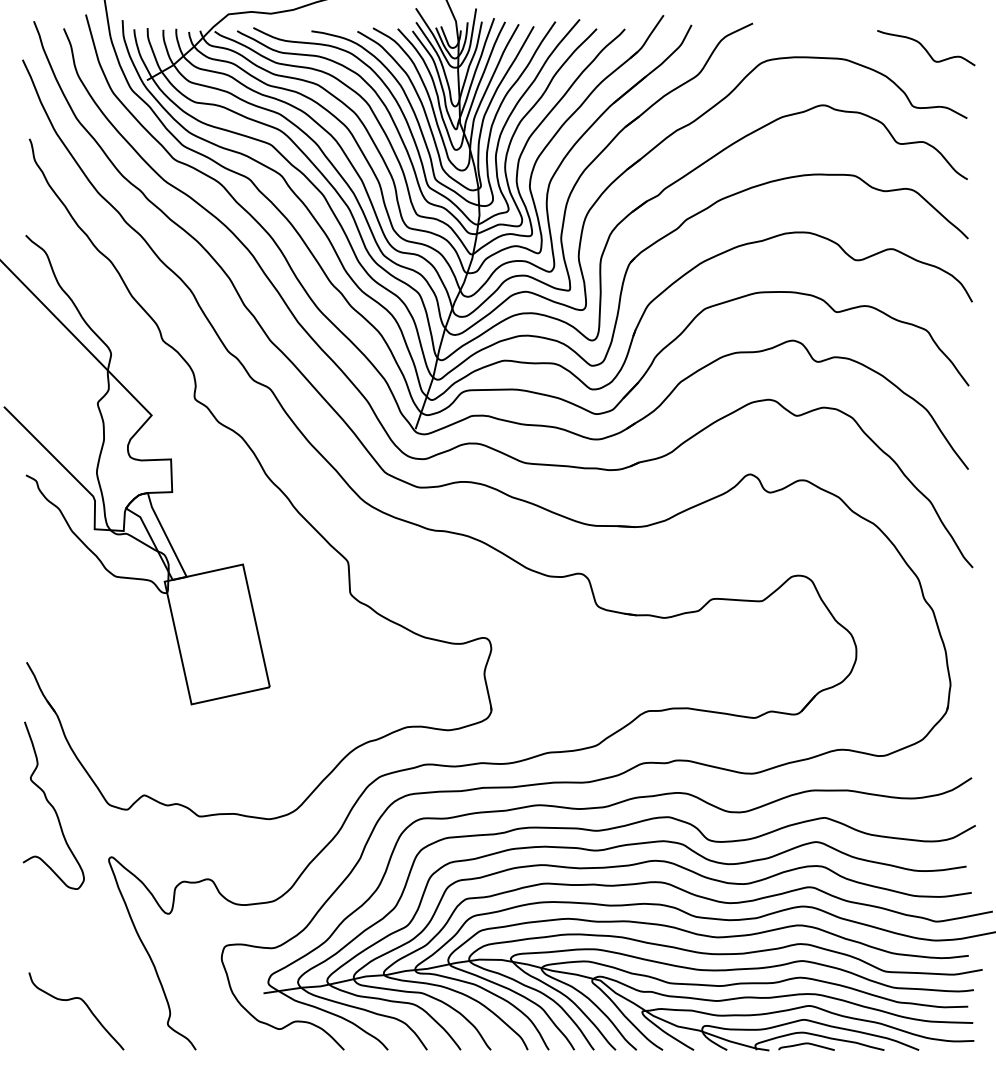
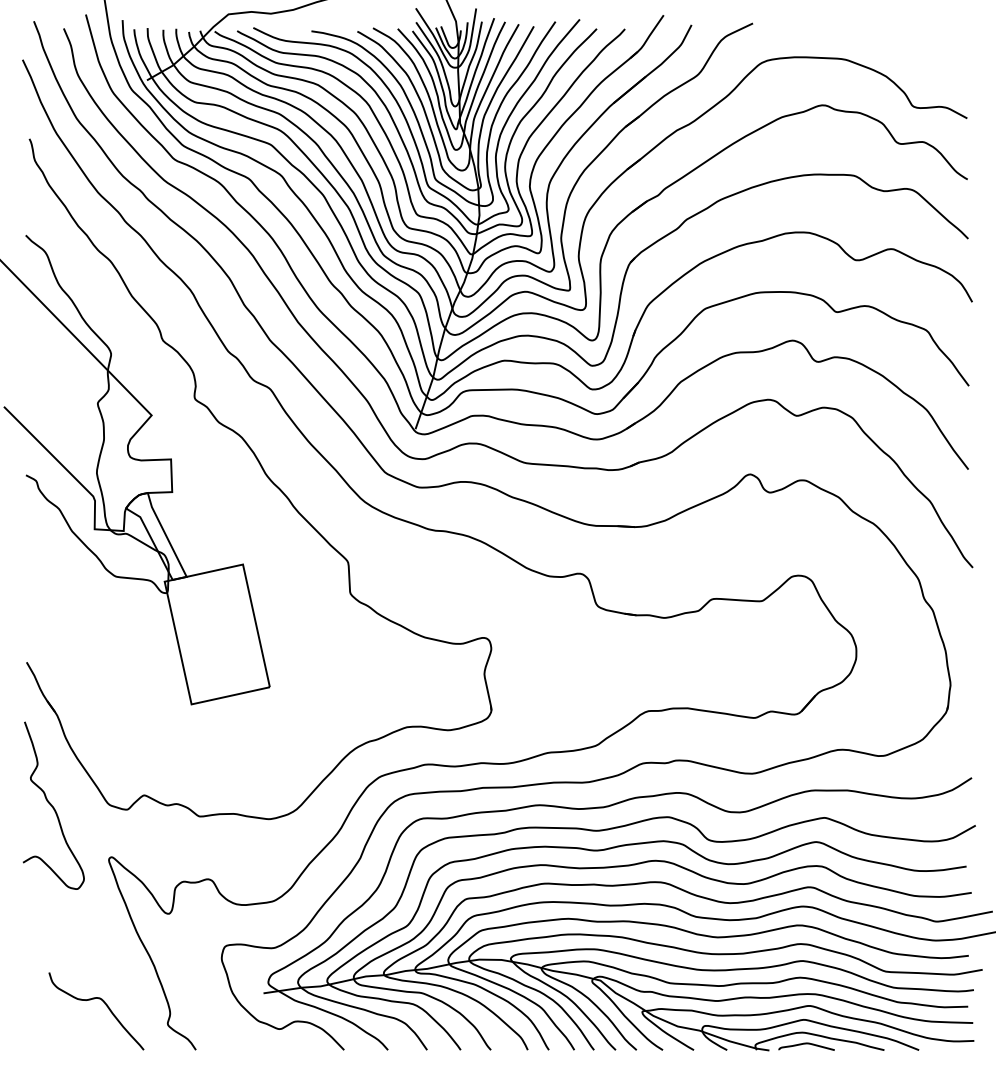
curve: present -> none (925, 48)
curve position: (85, 1005) -> (105, 1005) (105, 1005)
